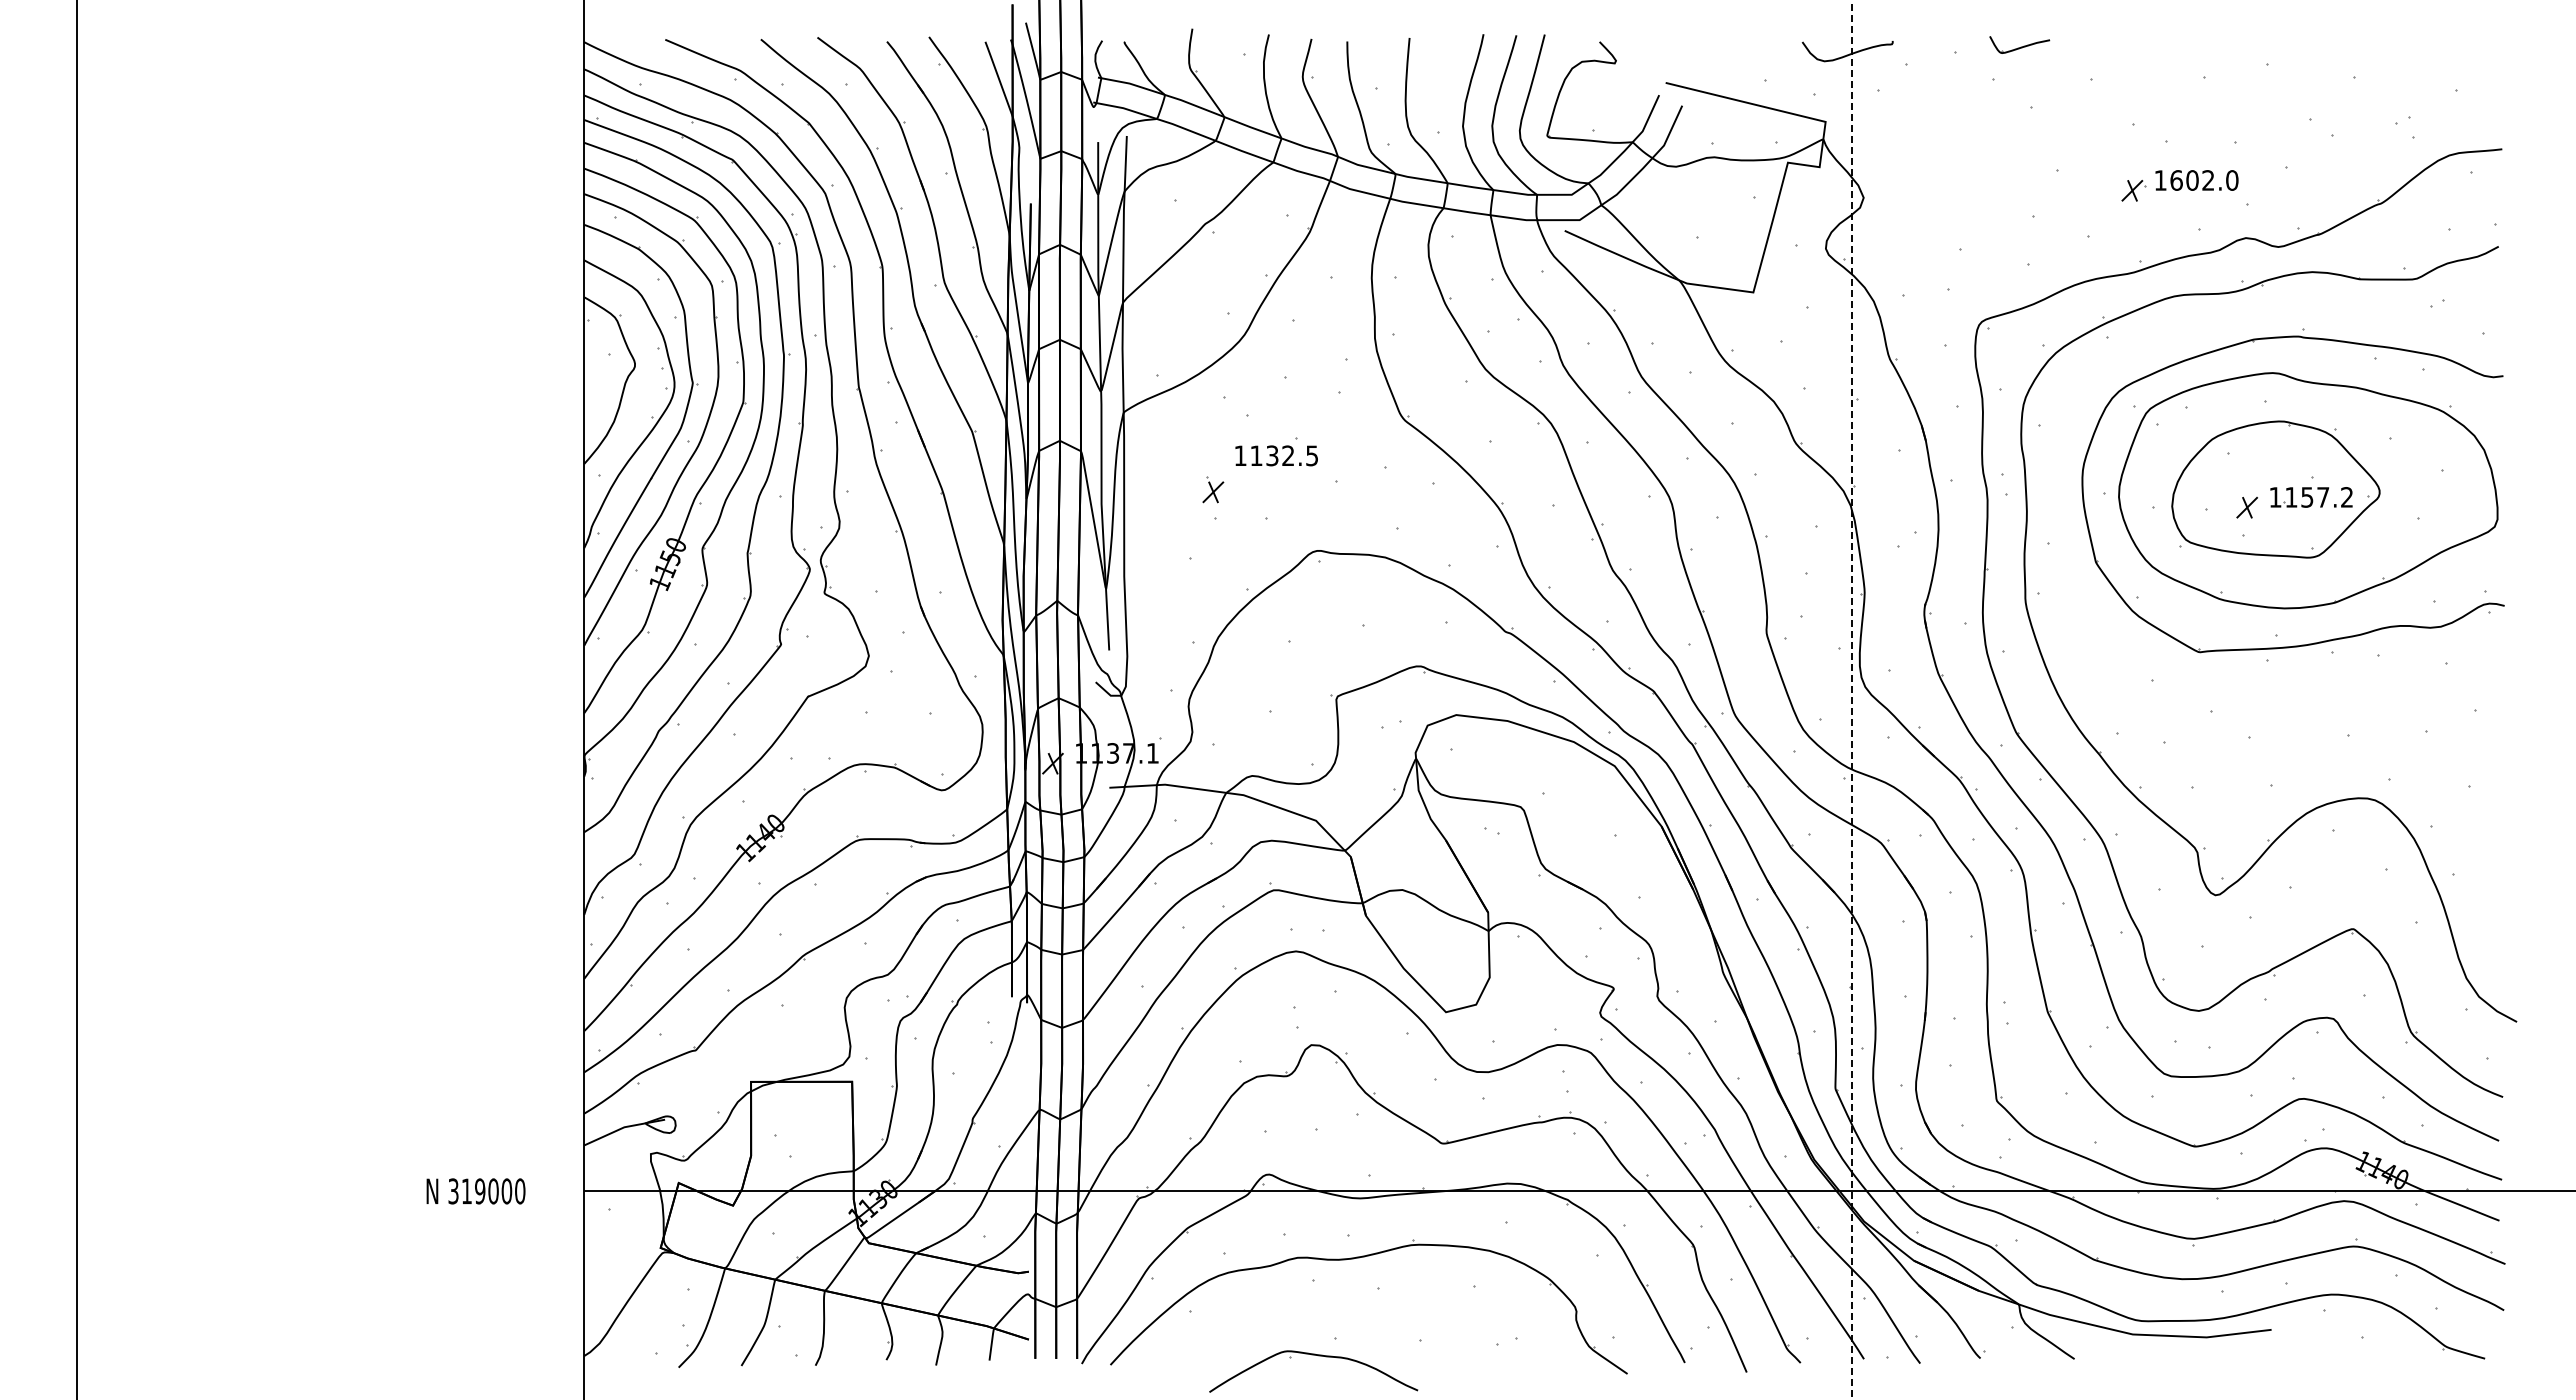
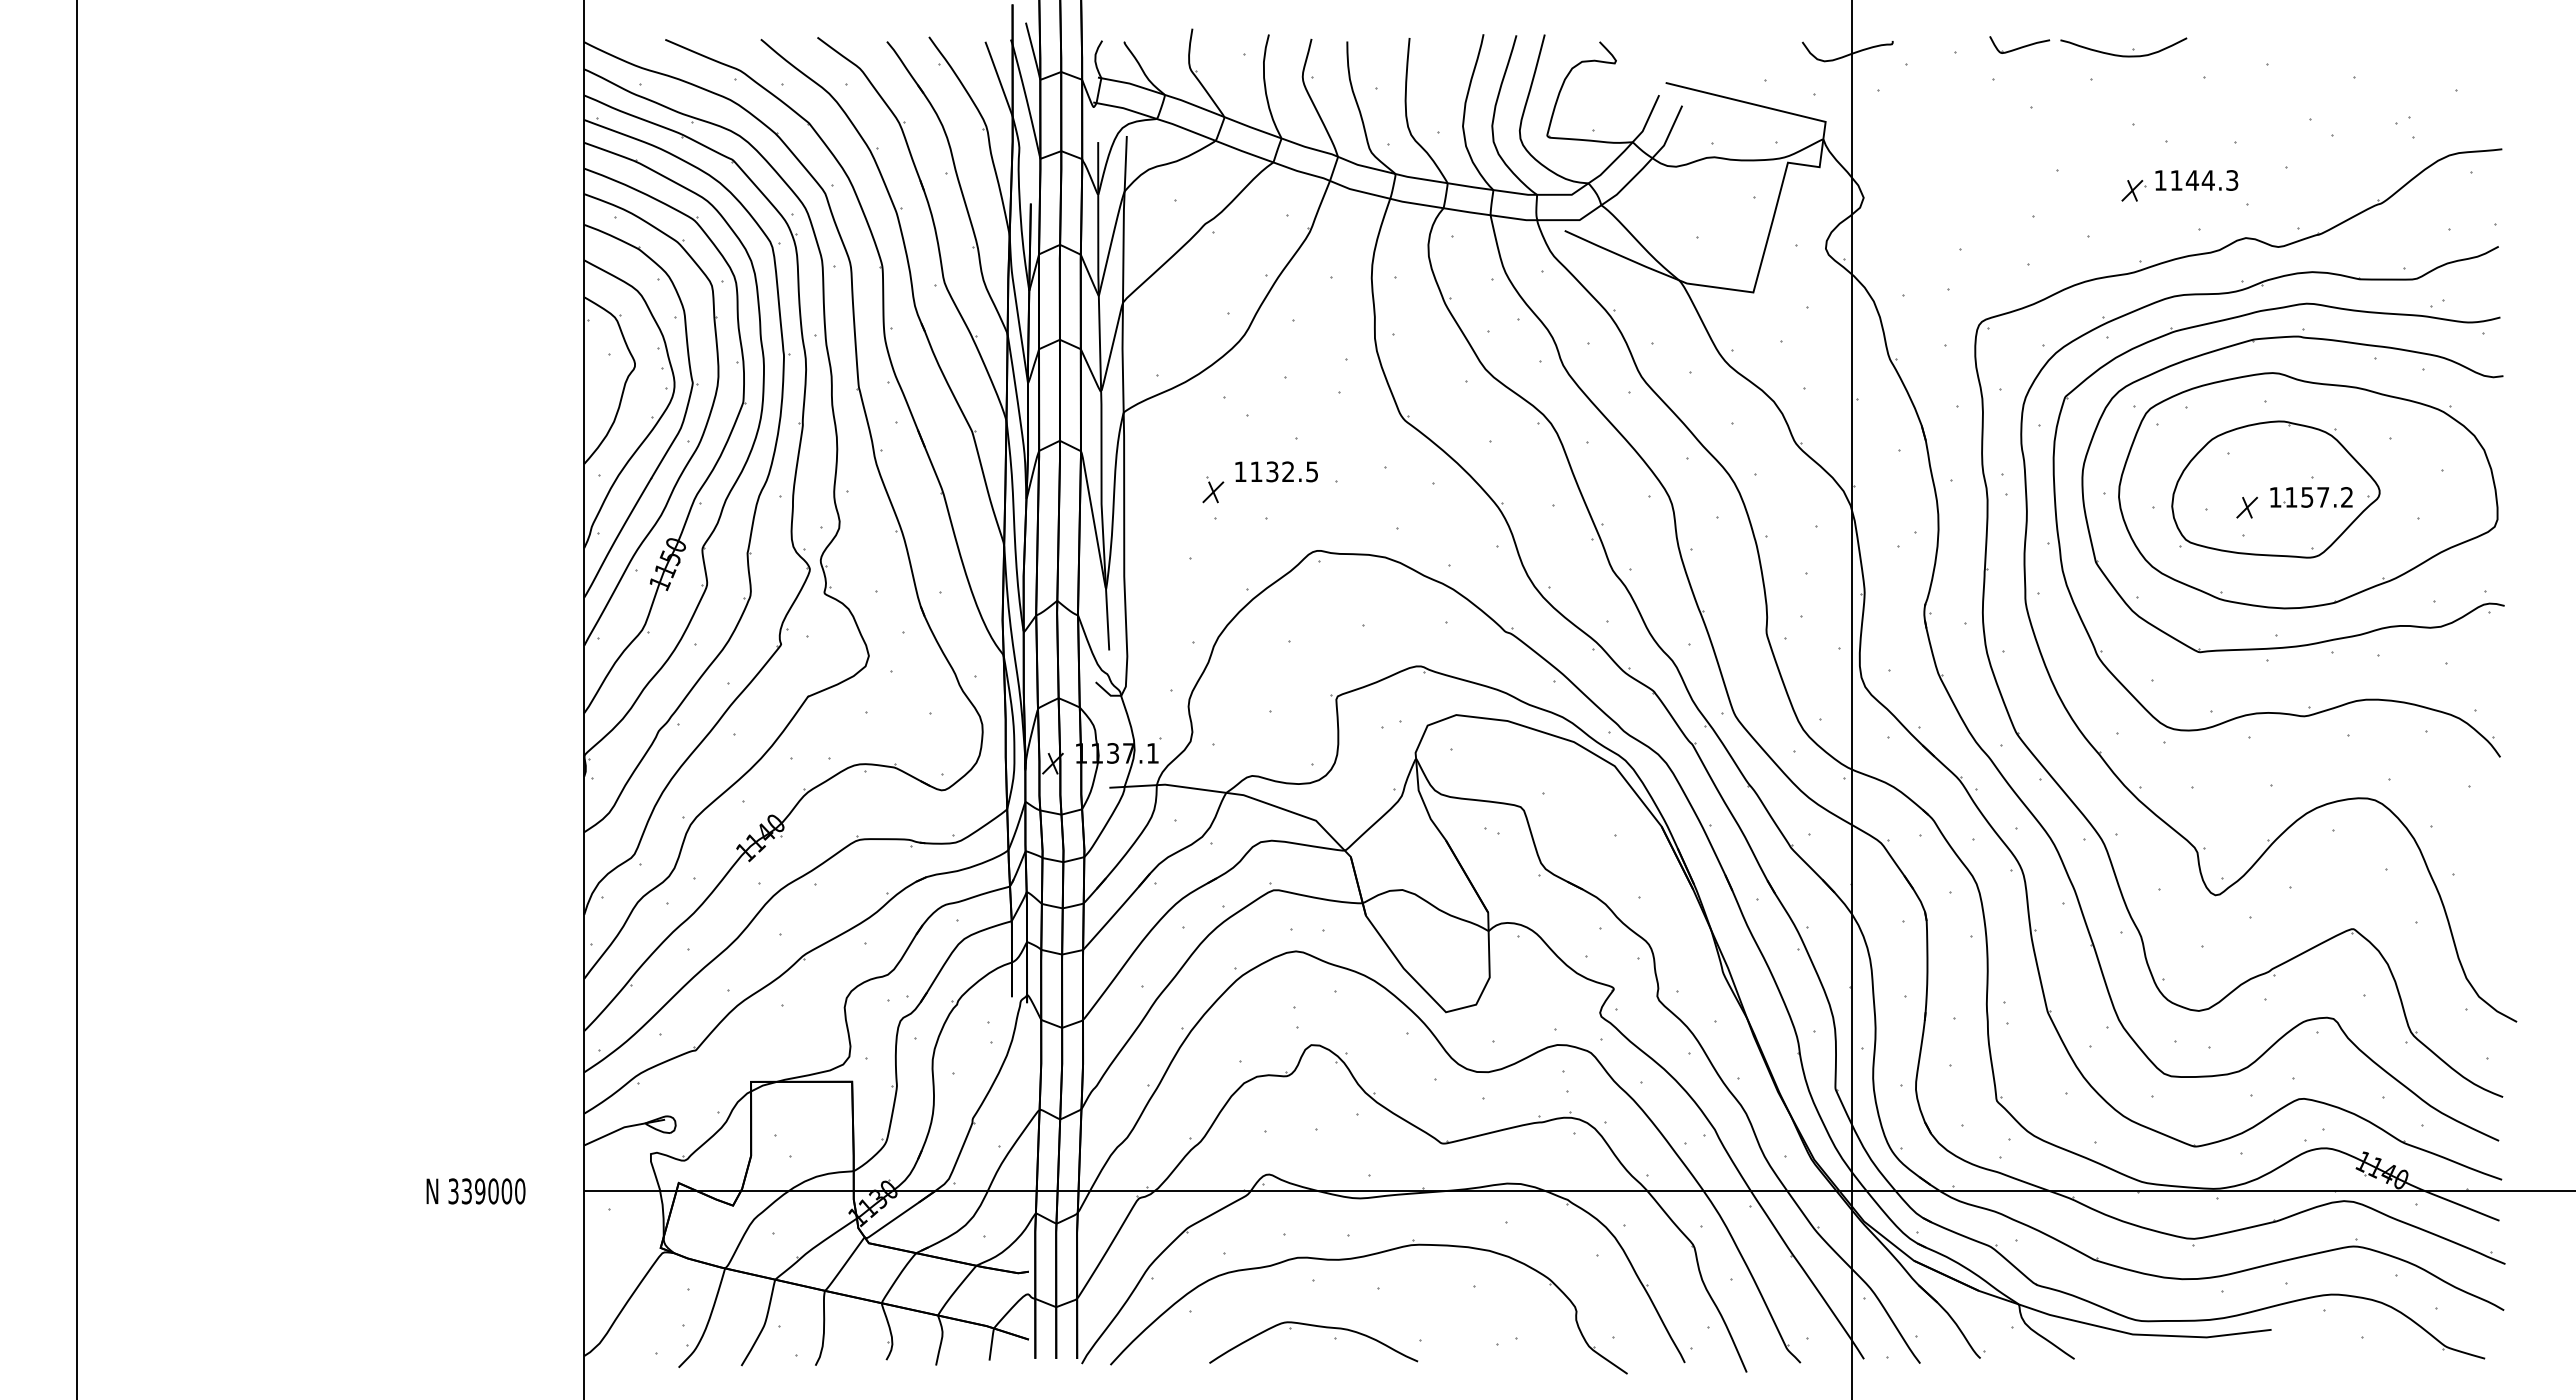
part: none -> present (2123, 55)
text: 1602.0 -> 1144.3 (2204, 180)
text position: (1276, 455) -> (1276, 471) (1276, 471)
line: dashed -> solid (1851, 699)
part: none -> present (2309, 706)
text: 319000 -> 339000 (466, 1191)
part position: (1318, 1356) -> (1318, 1327) (1318, 1327)
